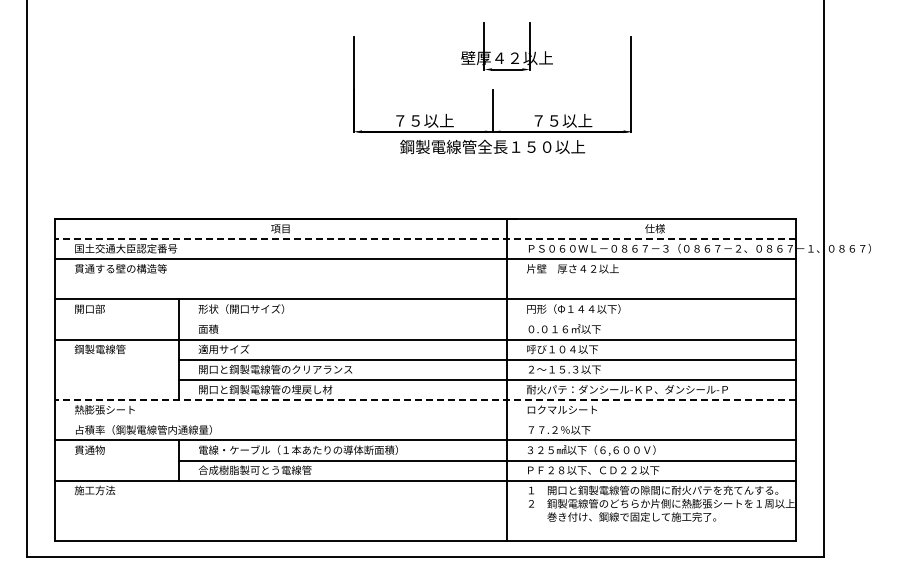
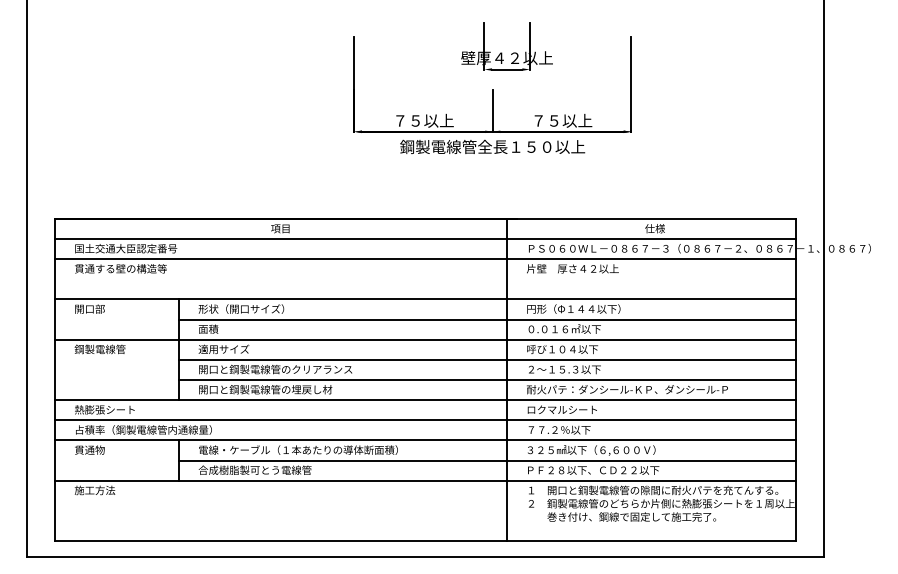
line: dashed -> solid (425, 238)
line: none -> present (486, 319)
line: dashed -> solid (425, 400)
line: none -> present (424, 420)
